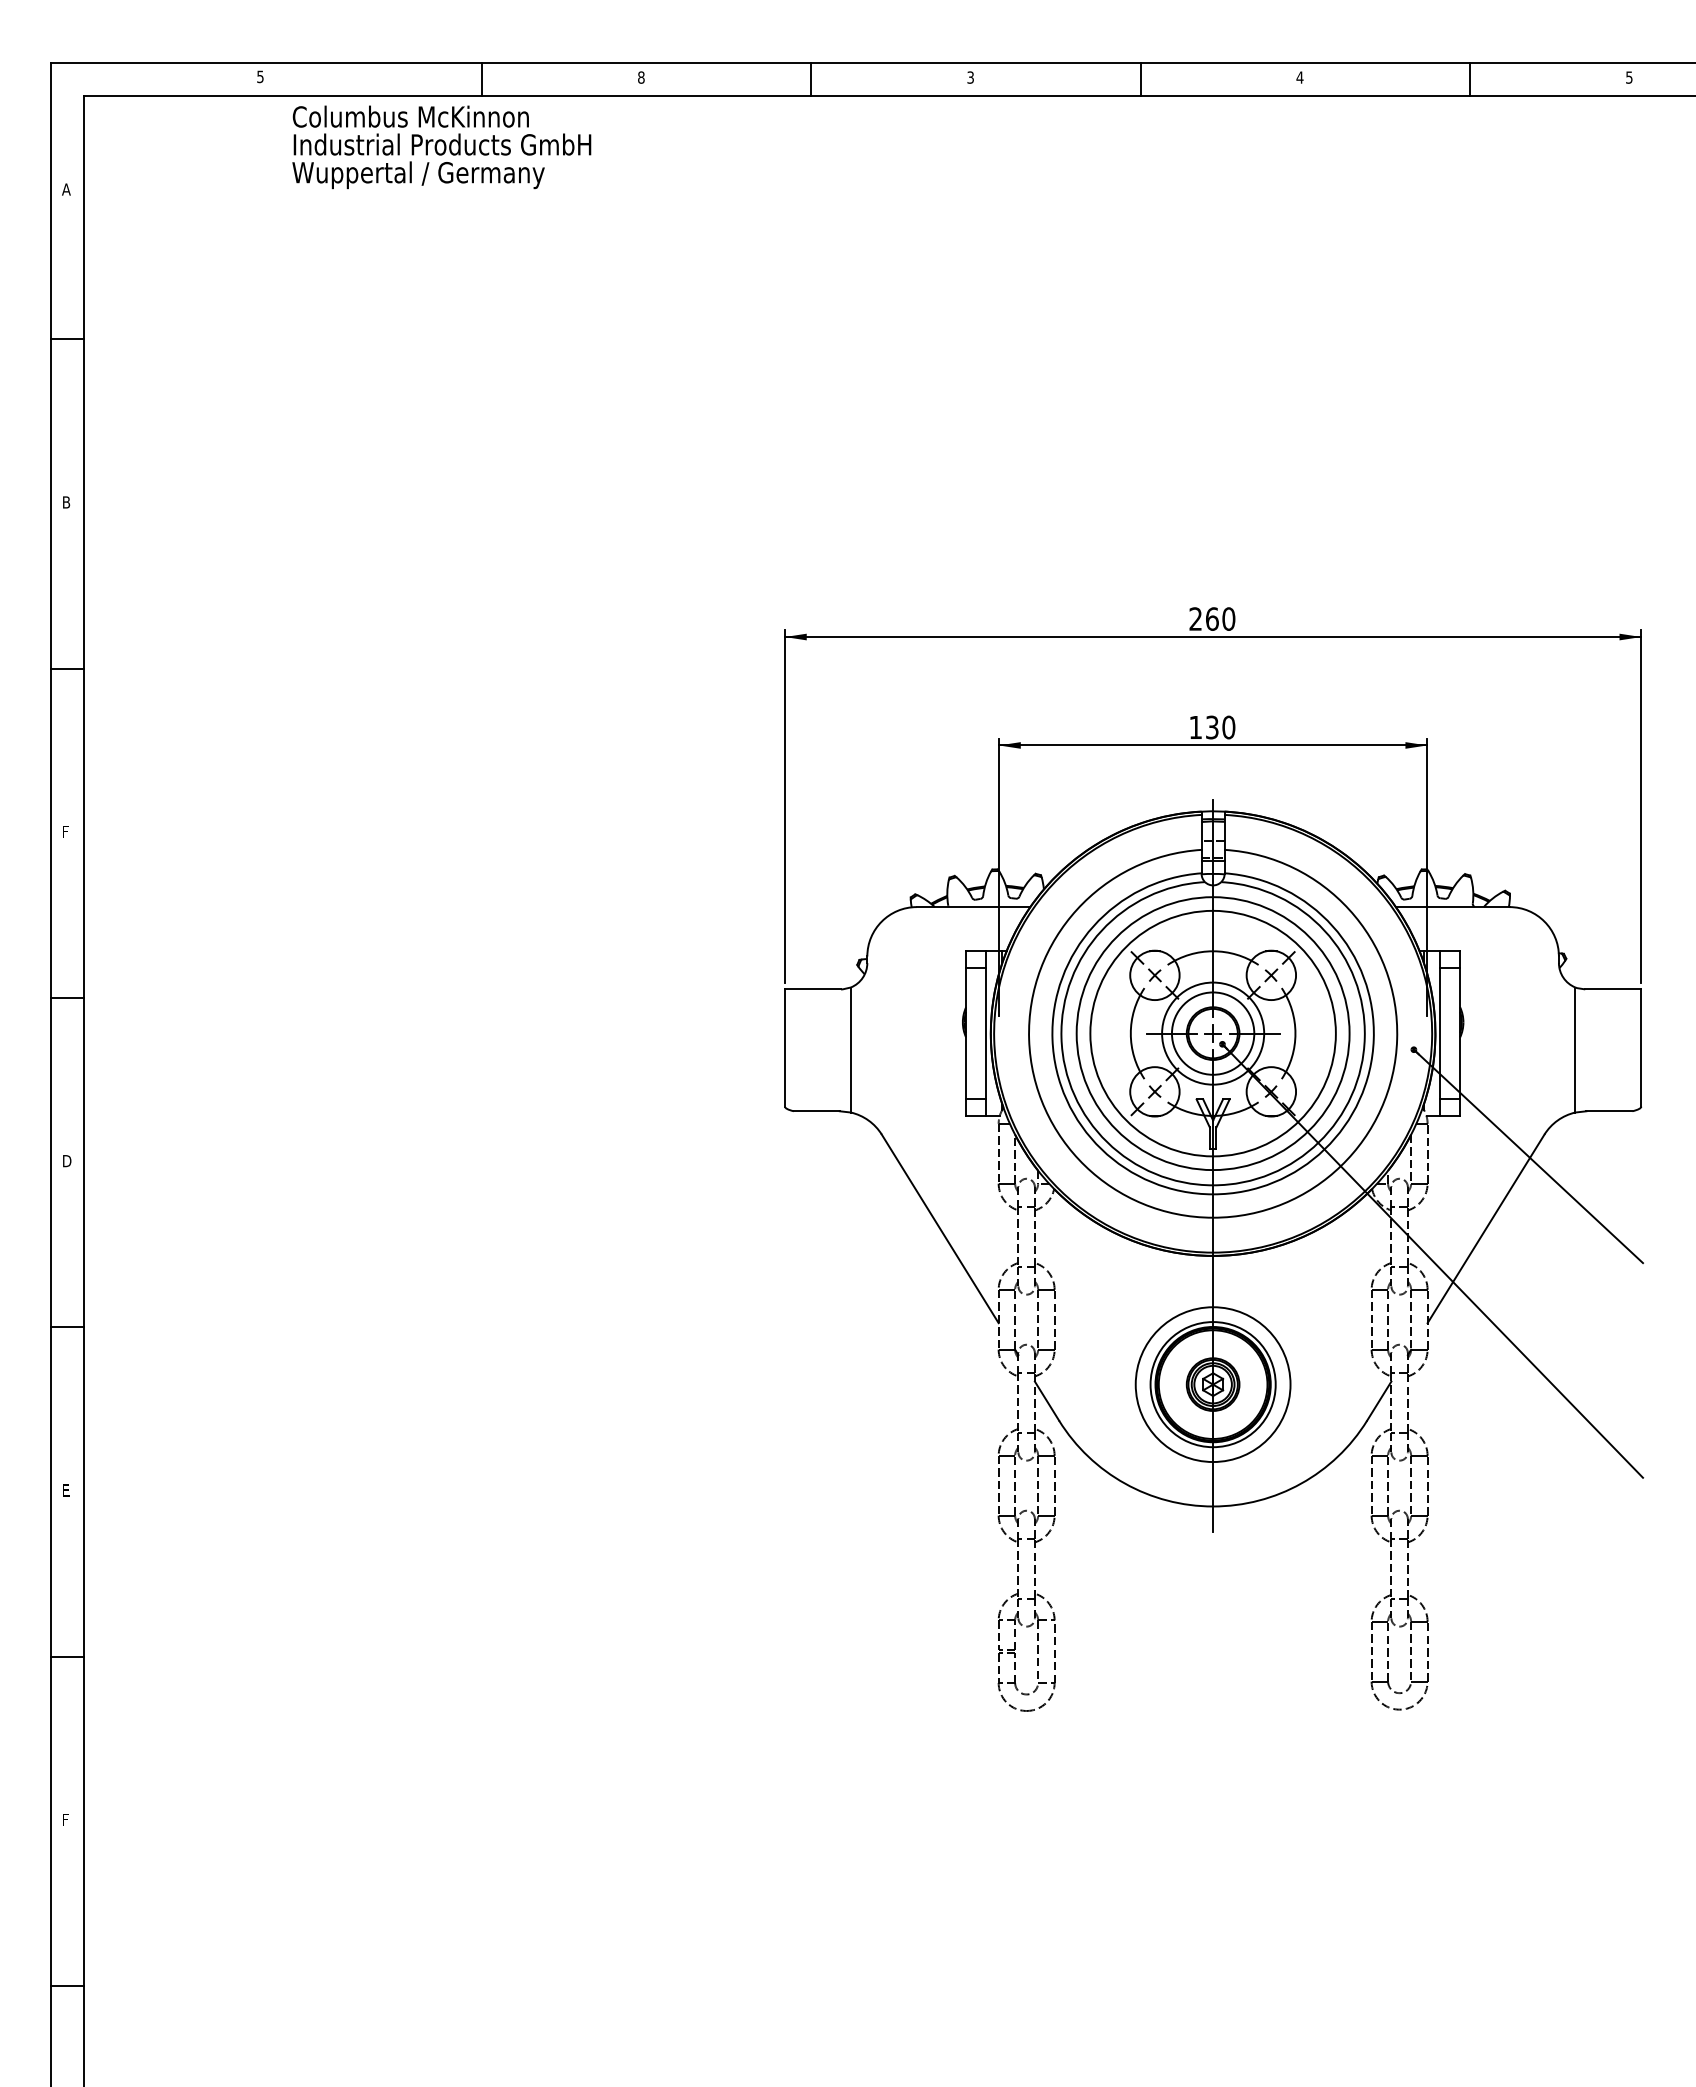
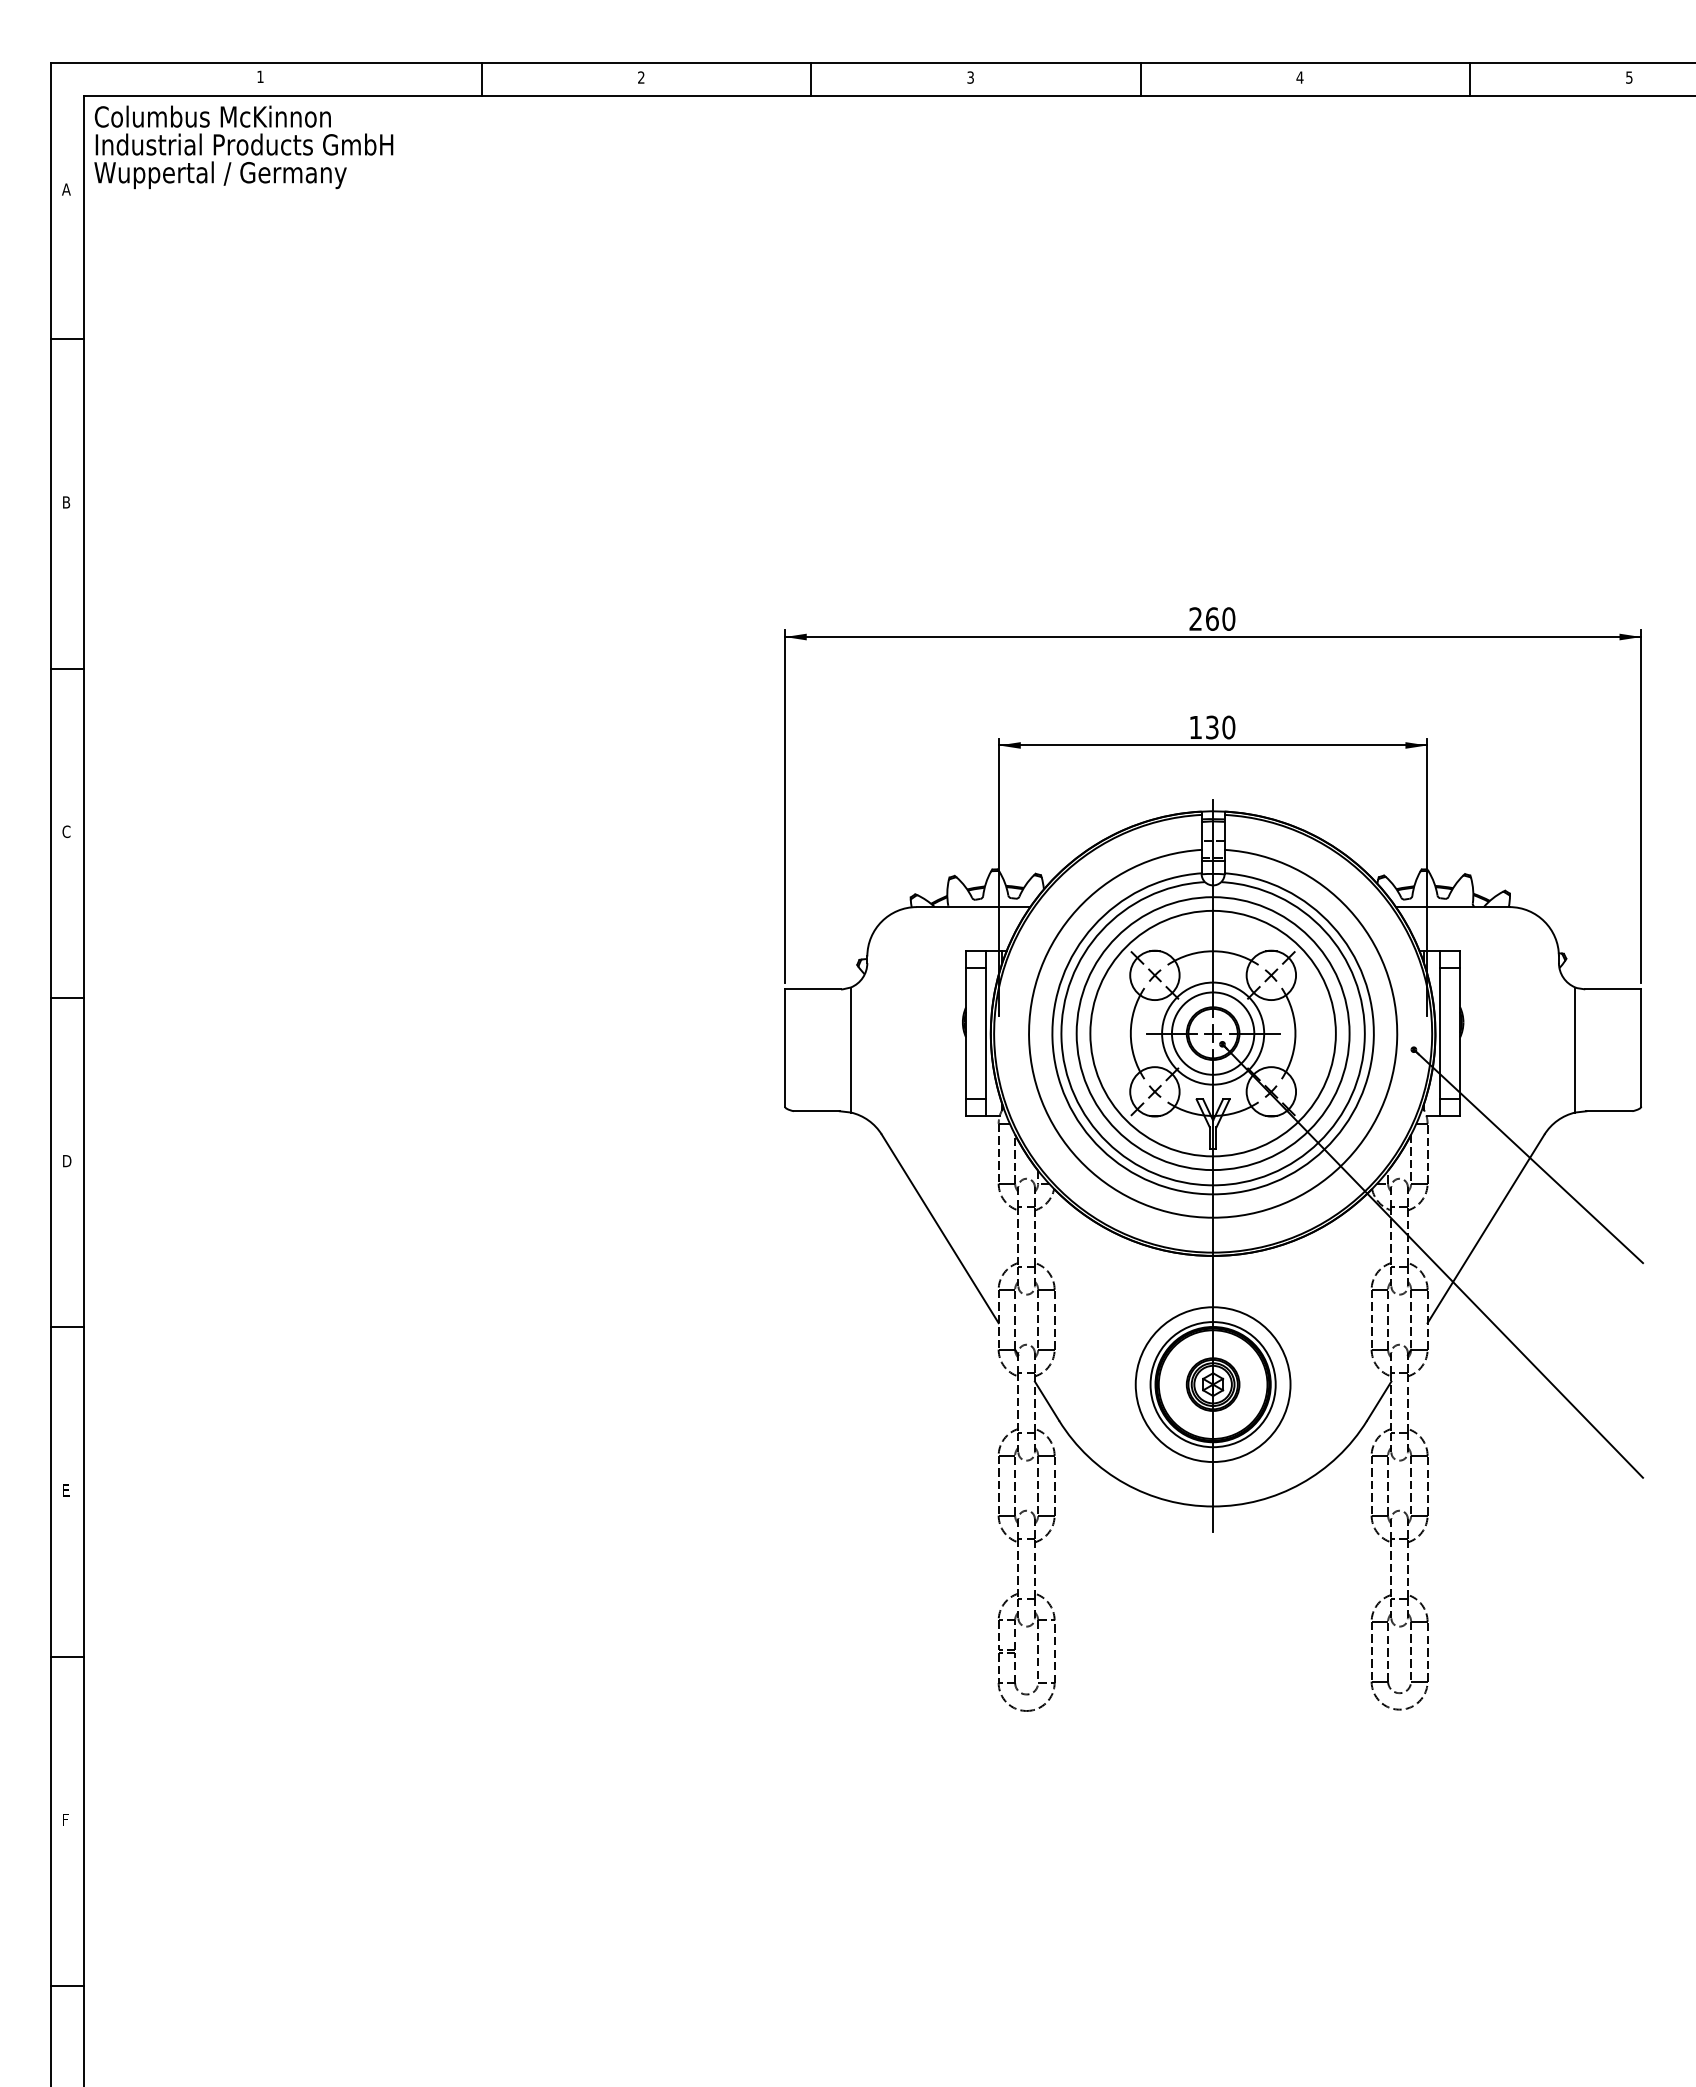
text: 5 -> 1 (260, 76)
text: 8 -> 2 (641, 77)
text position: (441, 147) -> (243, 147) (243, 147)
text: F -> C (66, 831)
